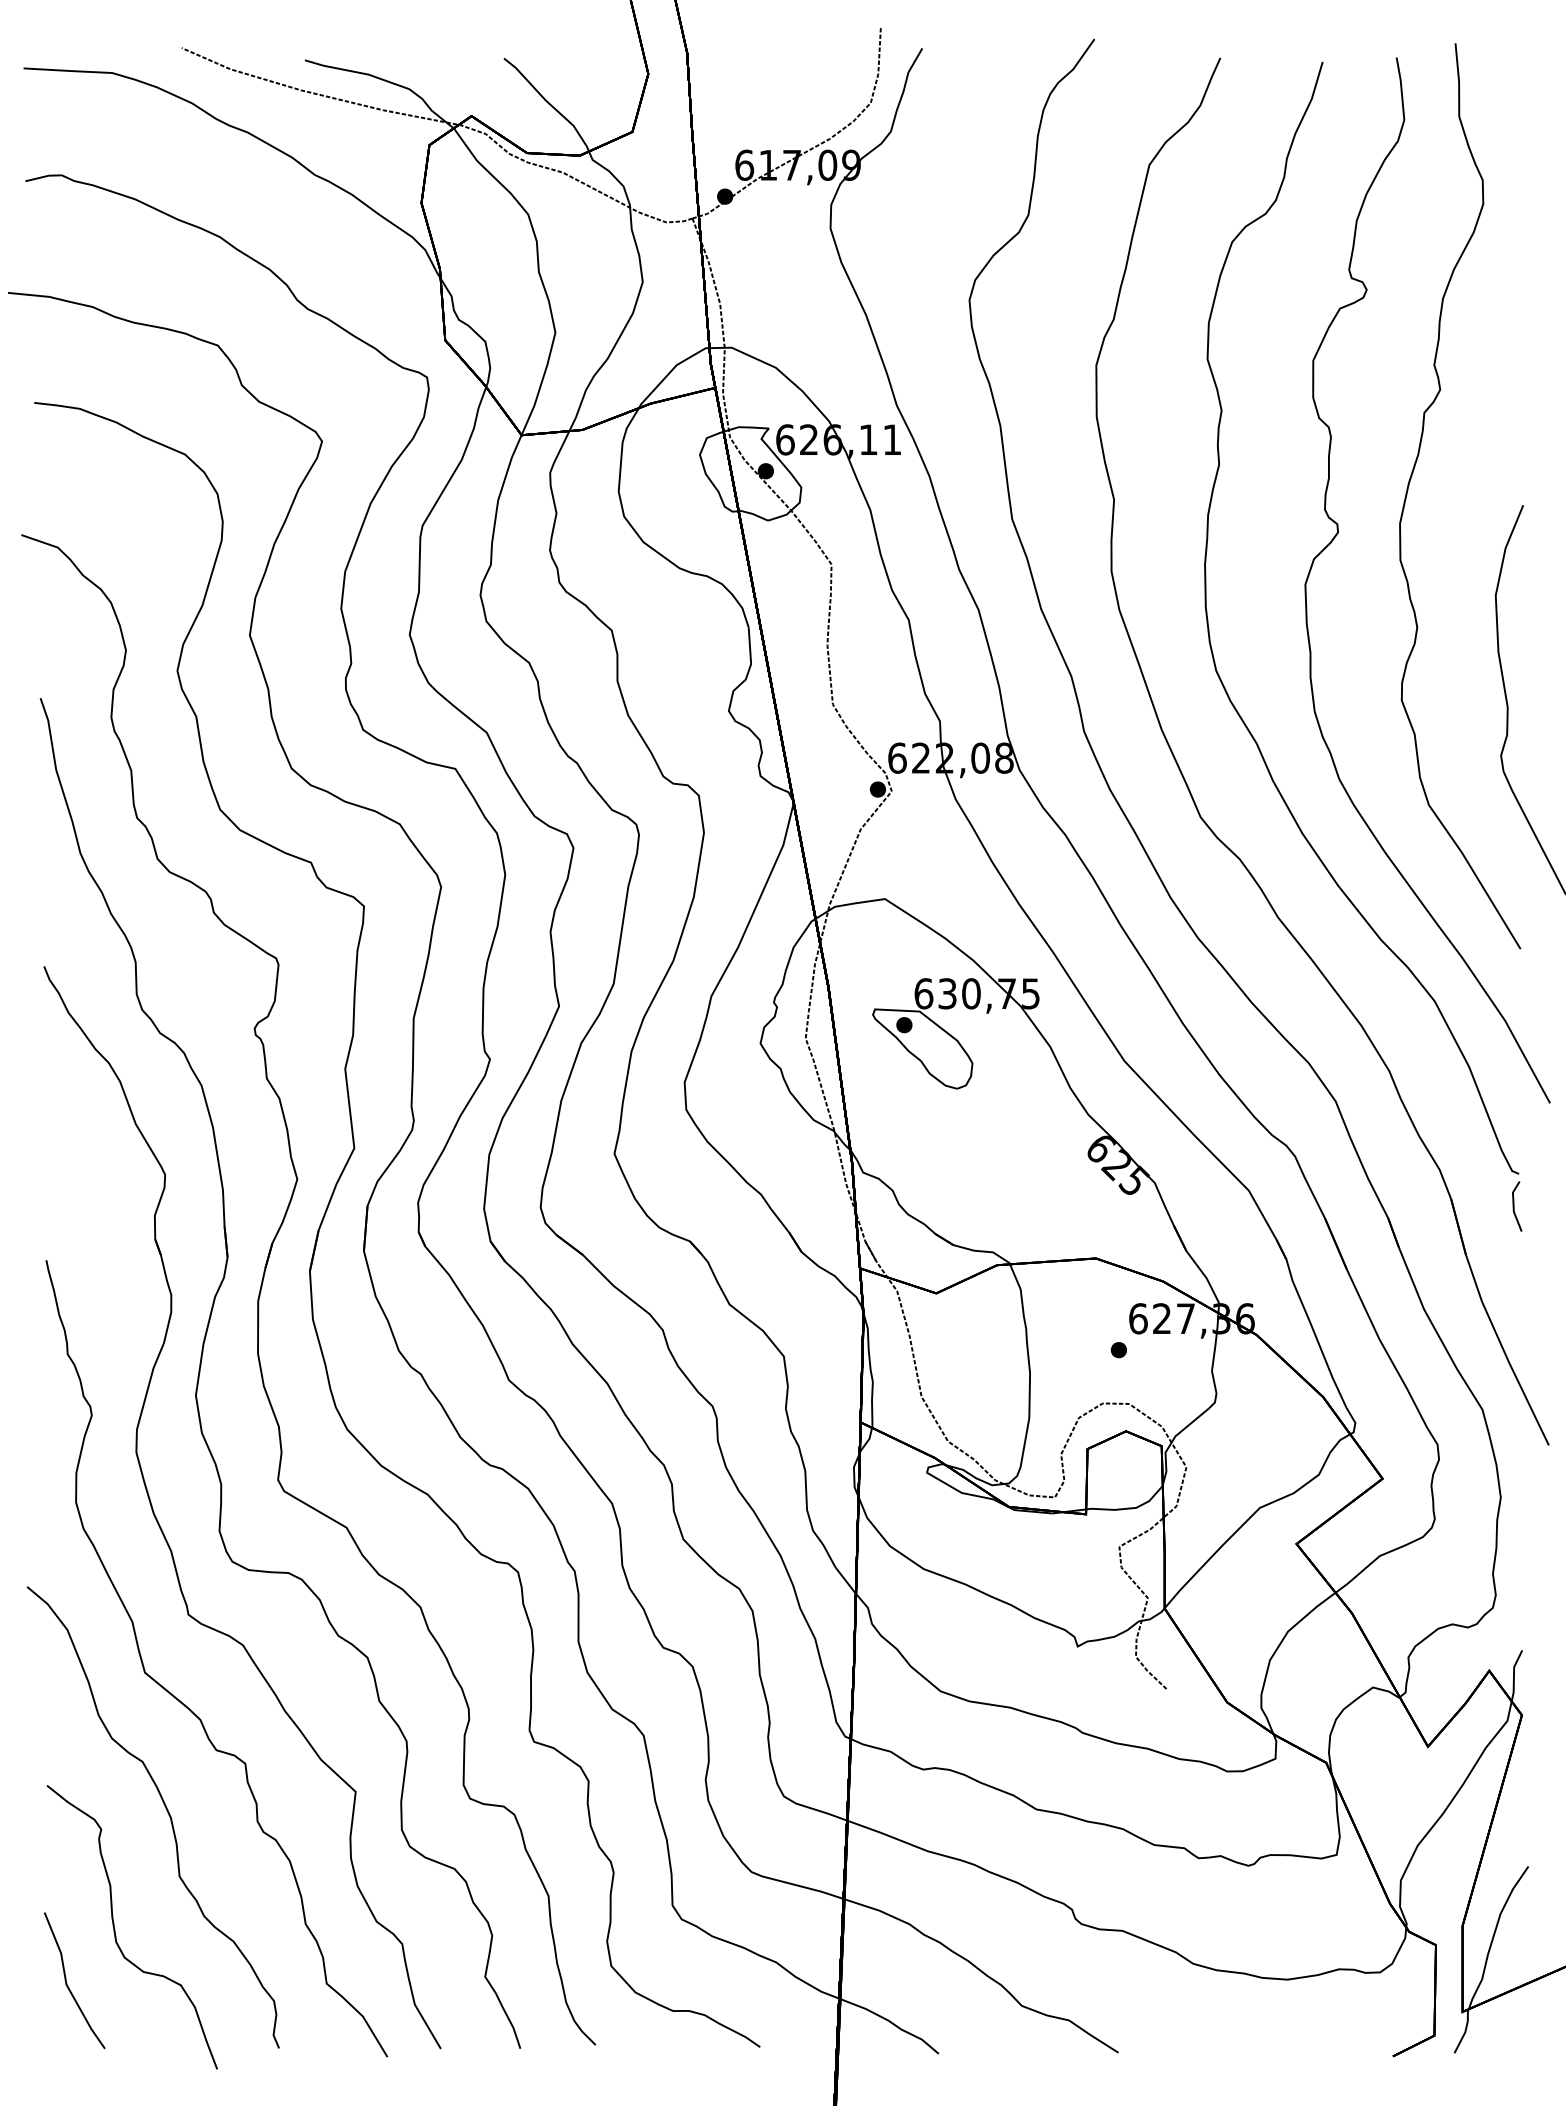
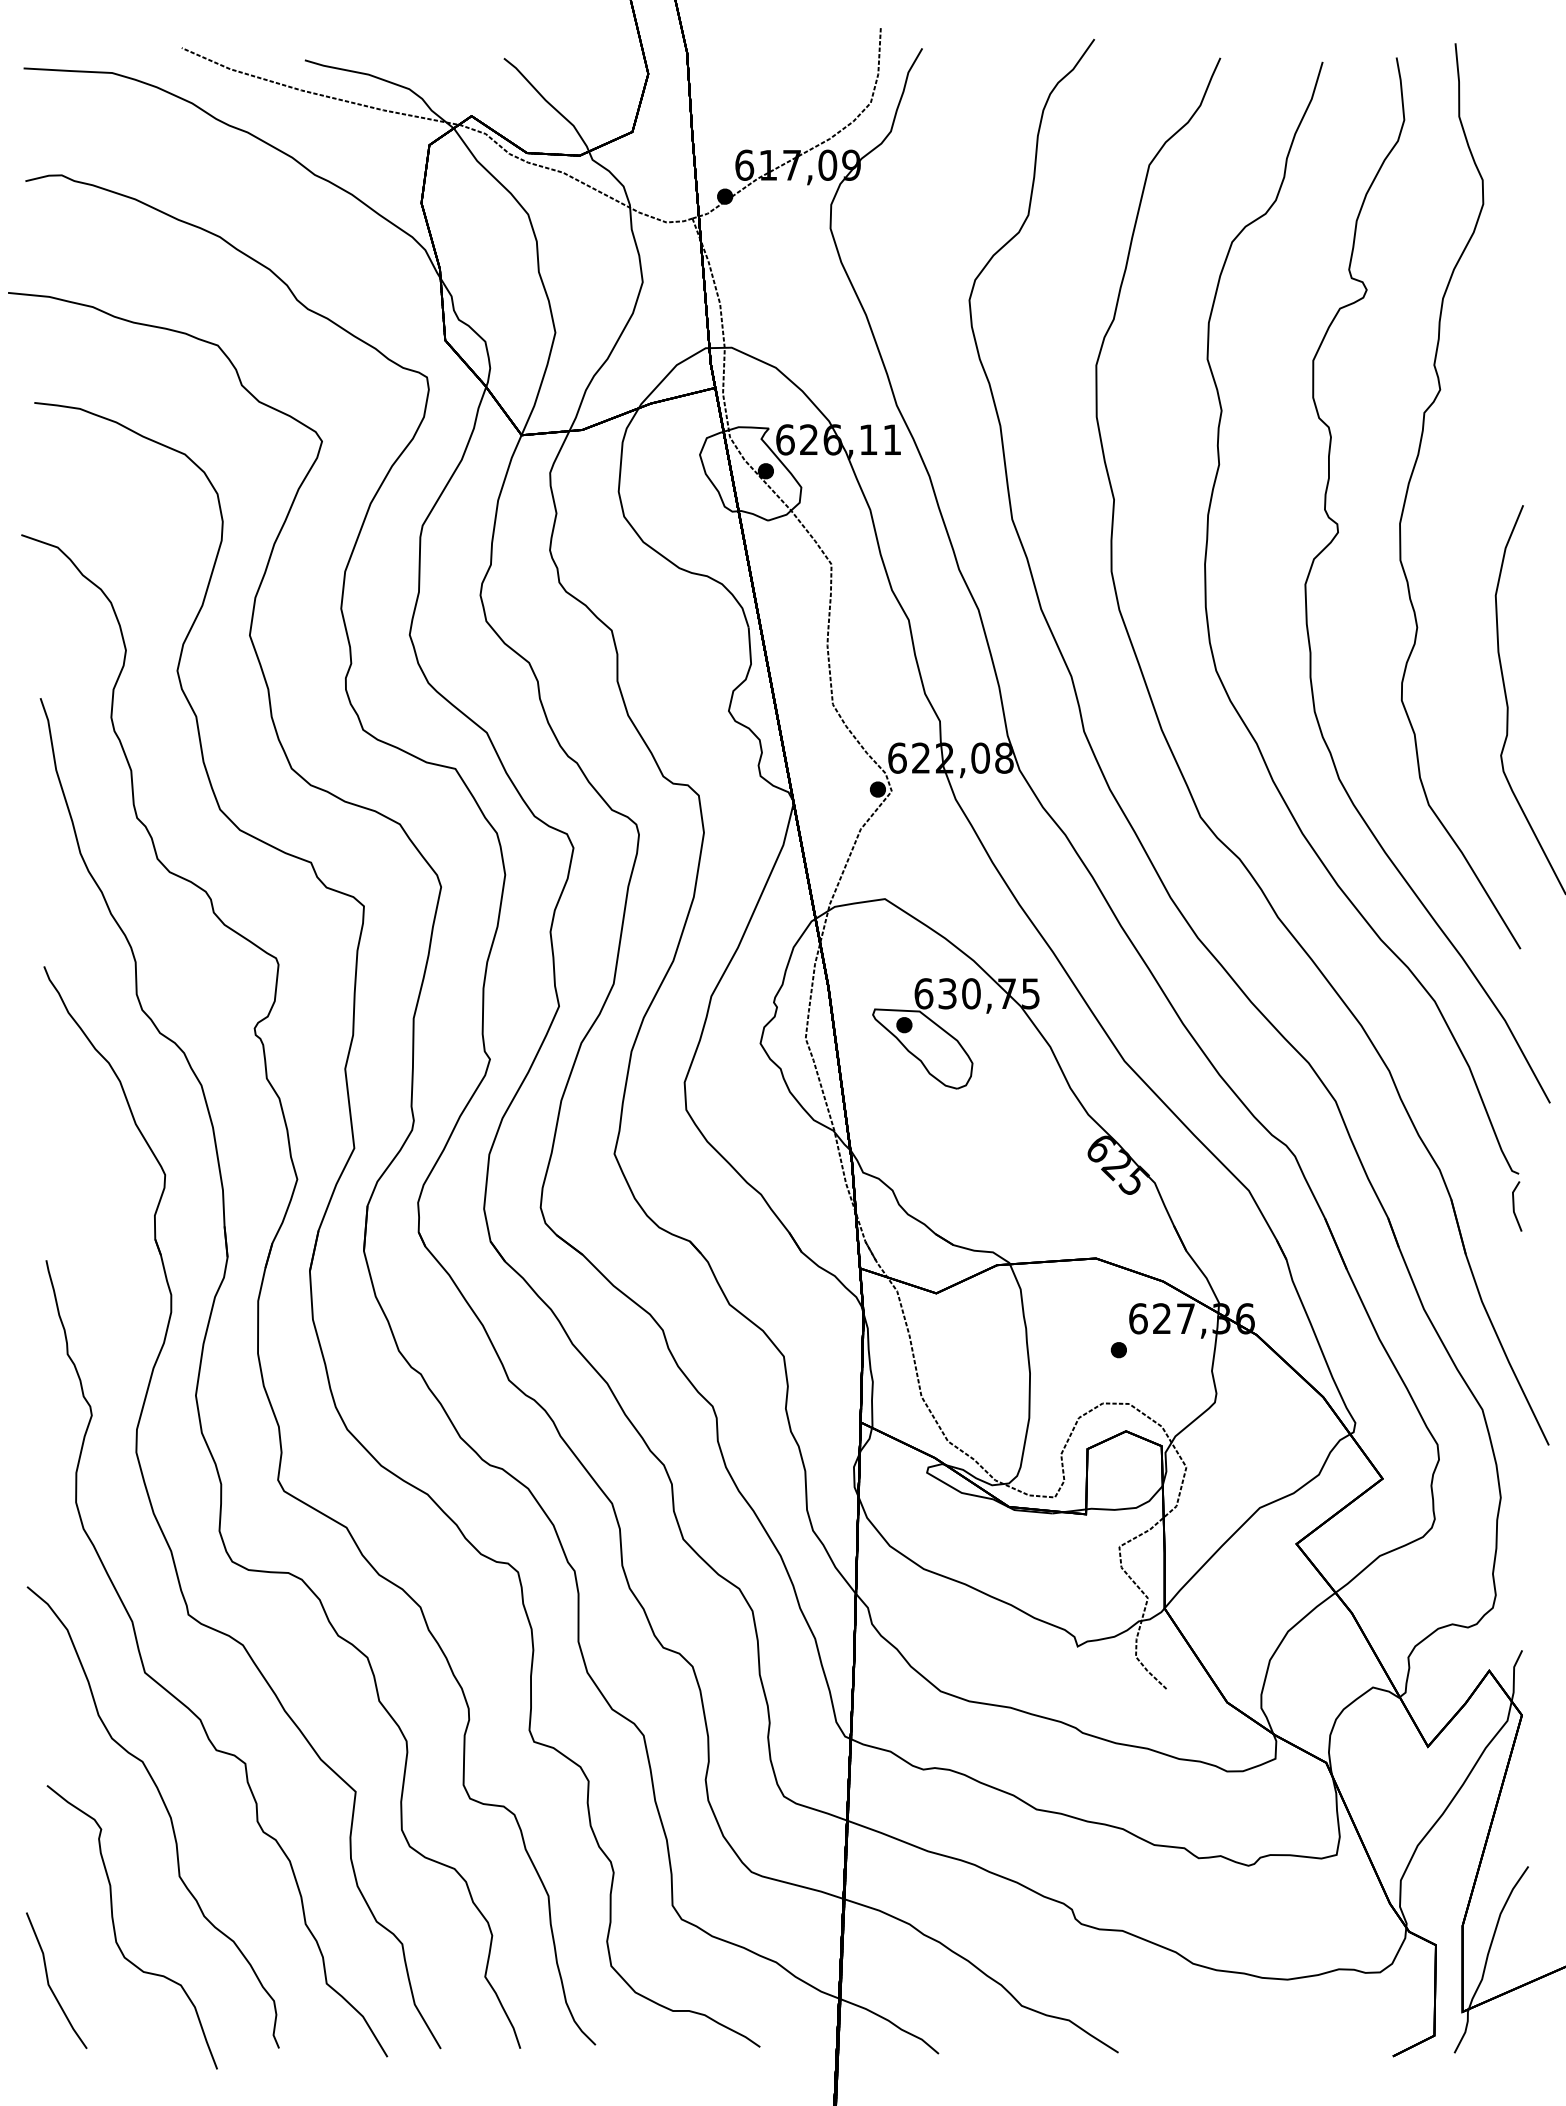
part position: (67, 1983) -> (49, 1983) (49, 1983)
